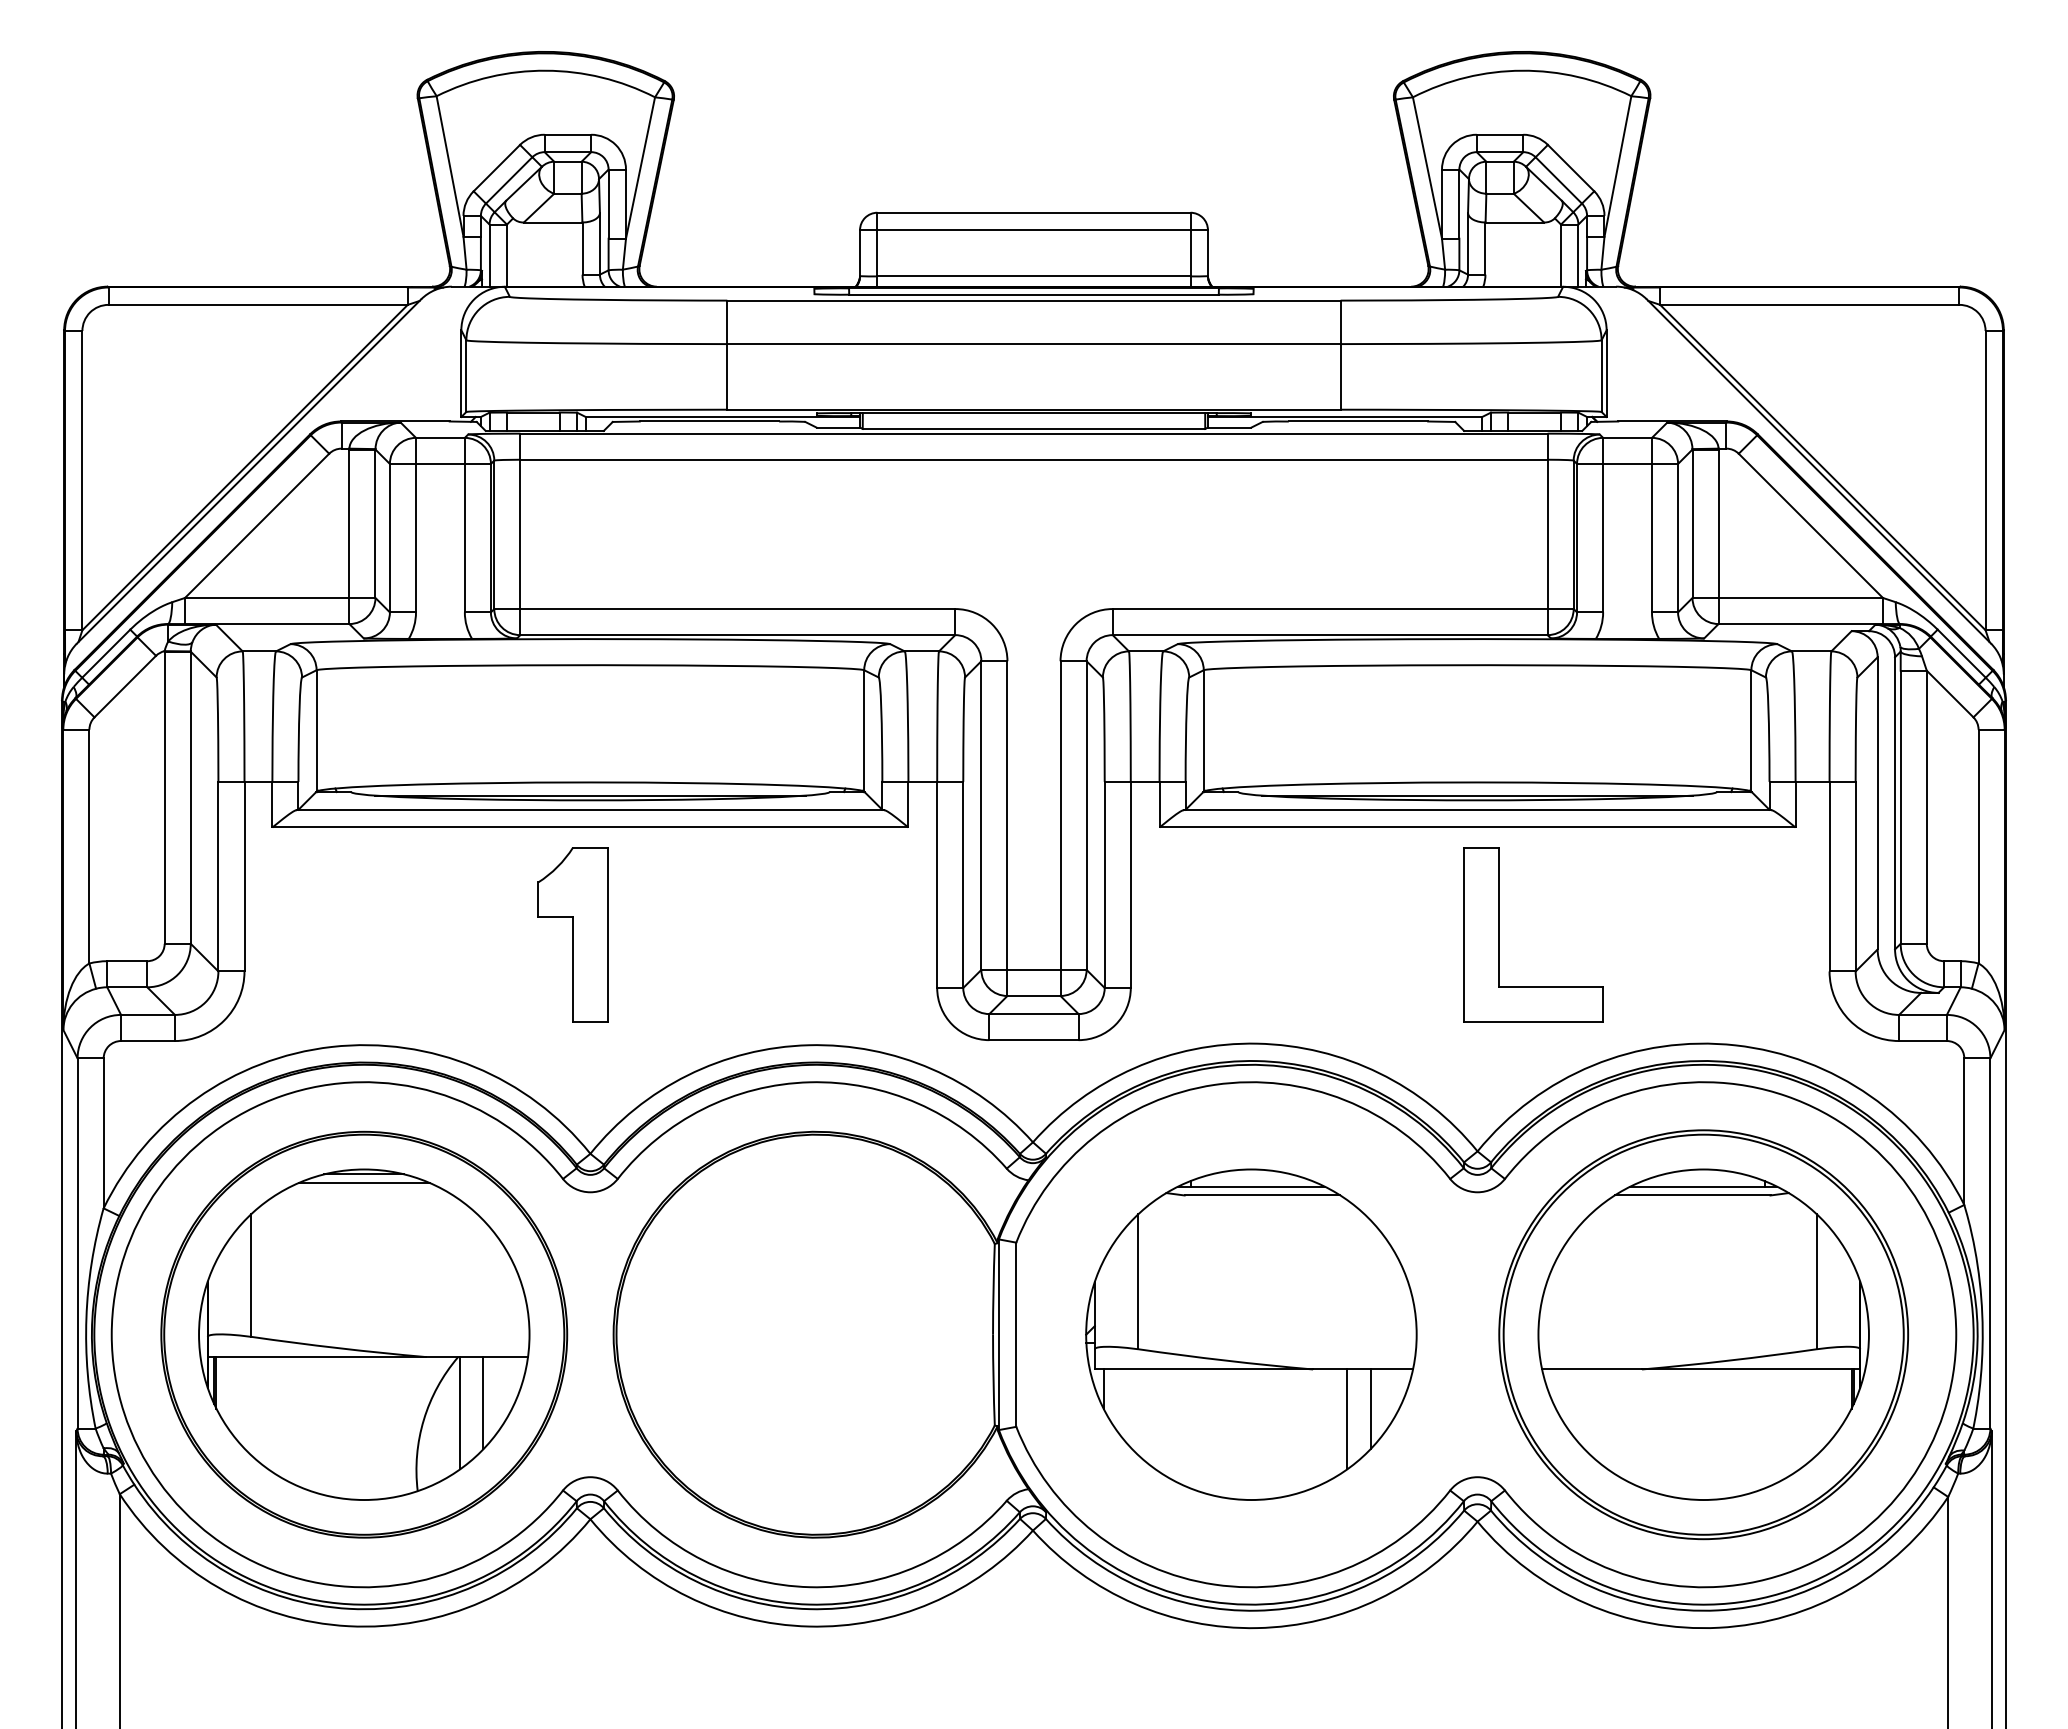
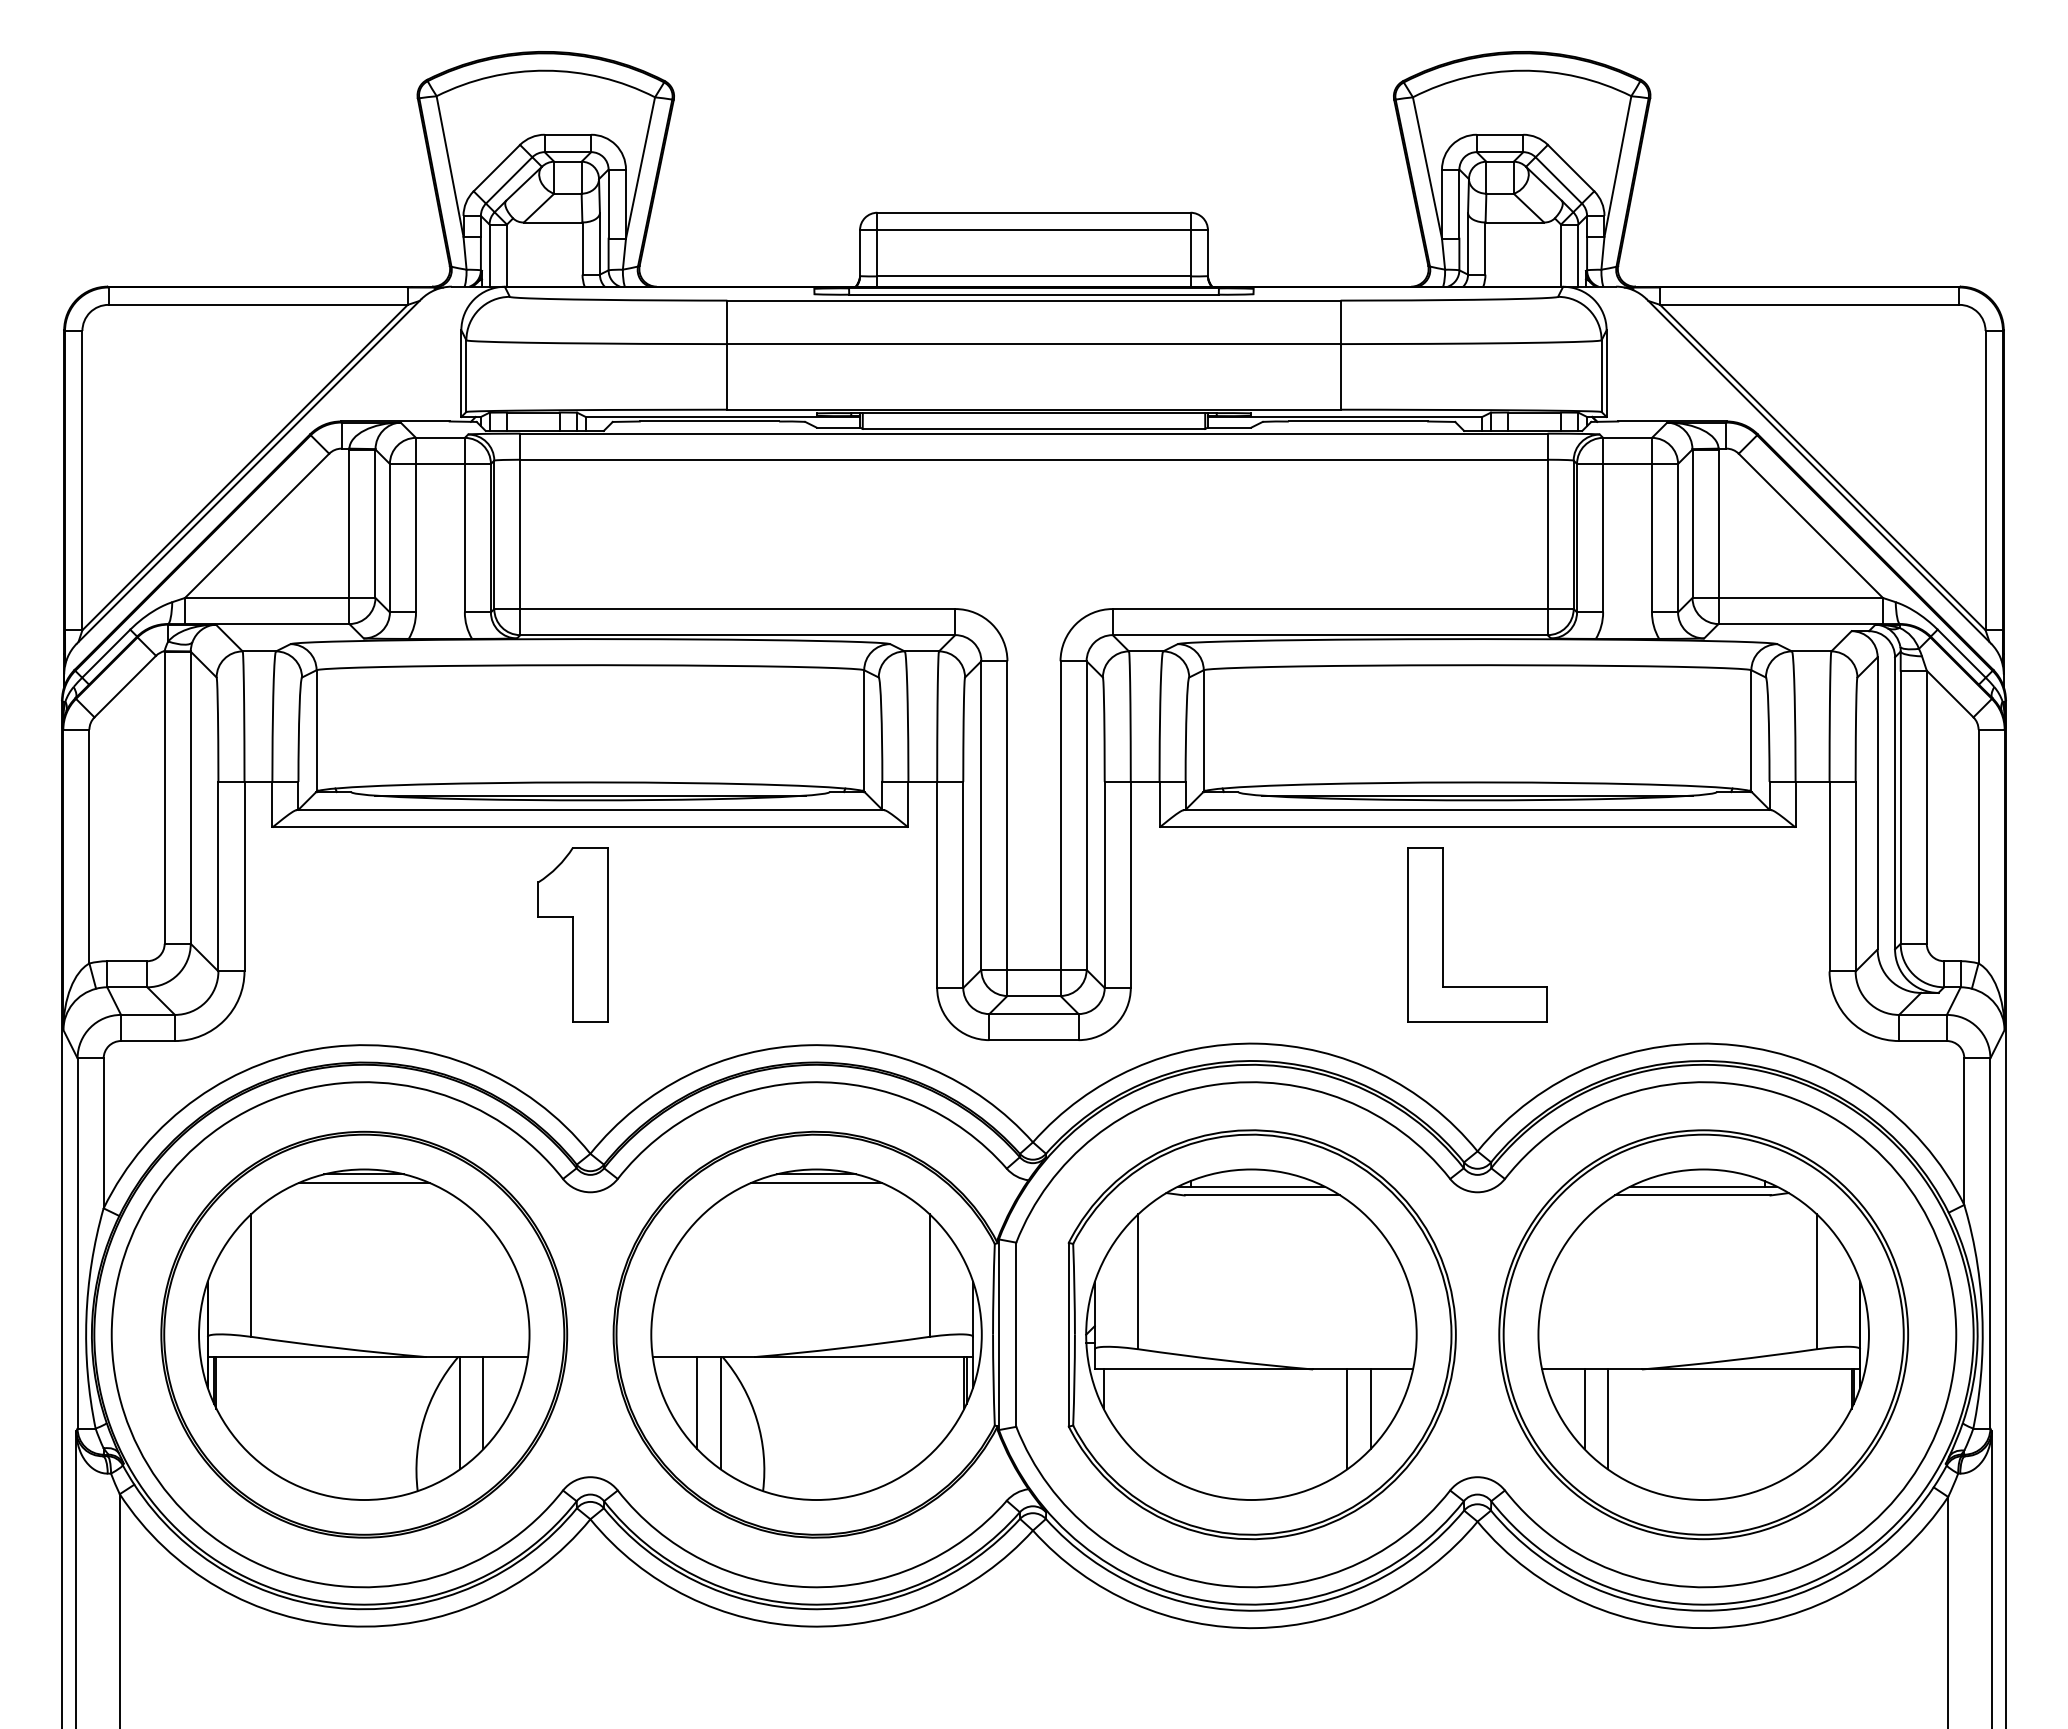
part position: (1499, 934) -> (1443, 934) (1443, 934)
part: none -> present (816, 1334)
part: none -> present (1261, 1334)
line: none -> present (1584, 1409)
line: none -> present (1608, 1419)
